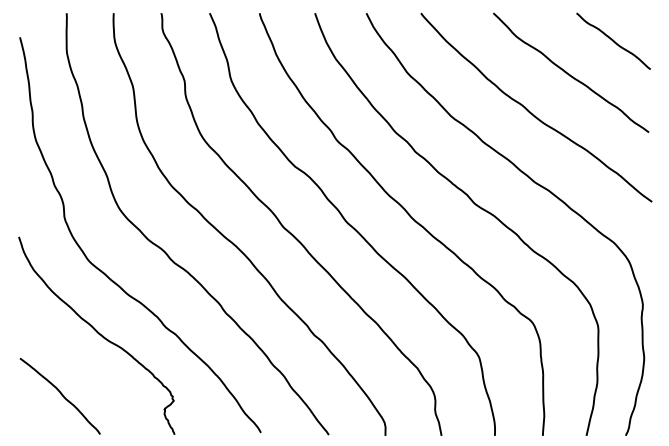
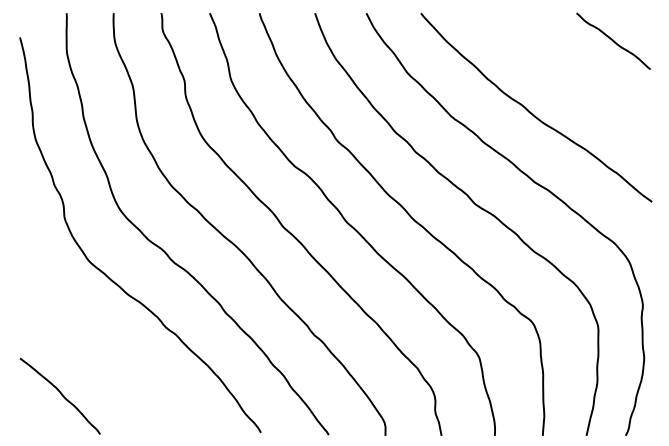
curve: present -> none (569, 73)
curve: present -> none (97, 333)
